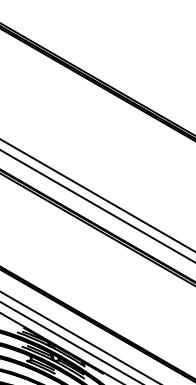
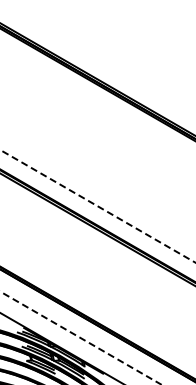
line: present -> none (97, 195)
line: solid -> dashed (97, 206)
line: solid -> dashed (80, 338)
line: present -> none (70, 342)
